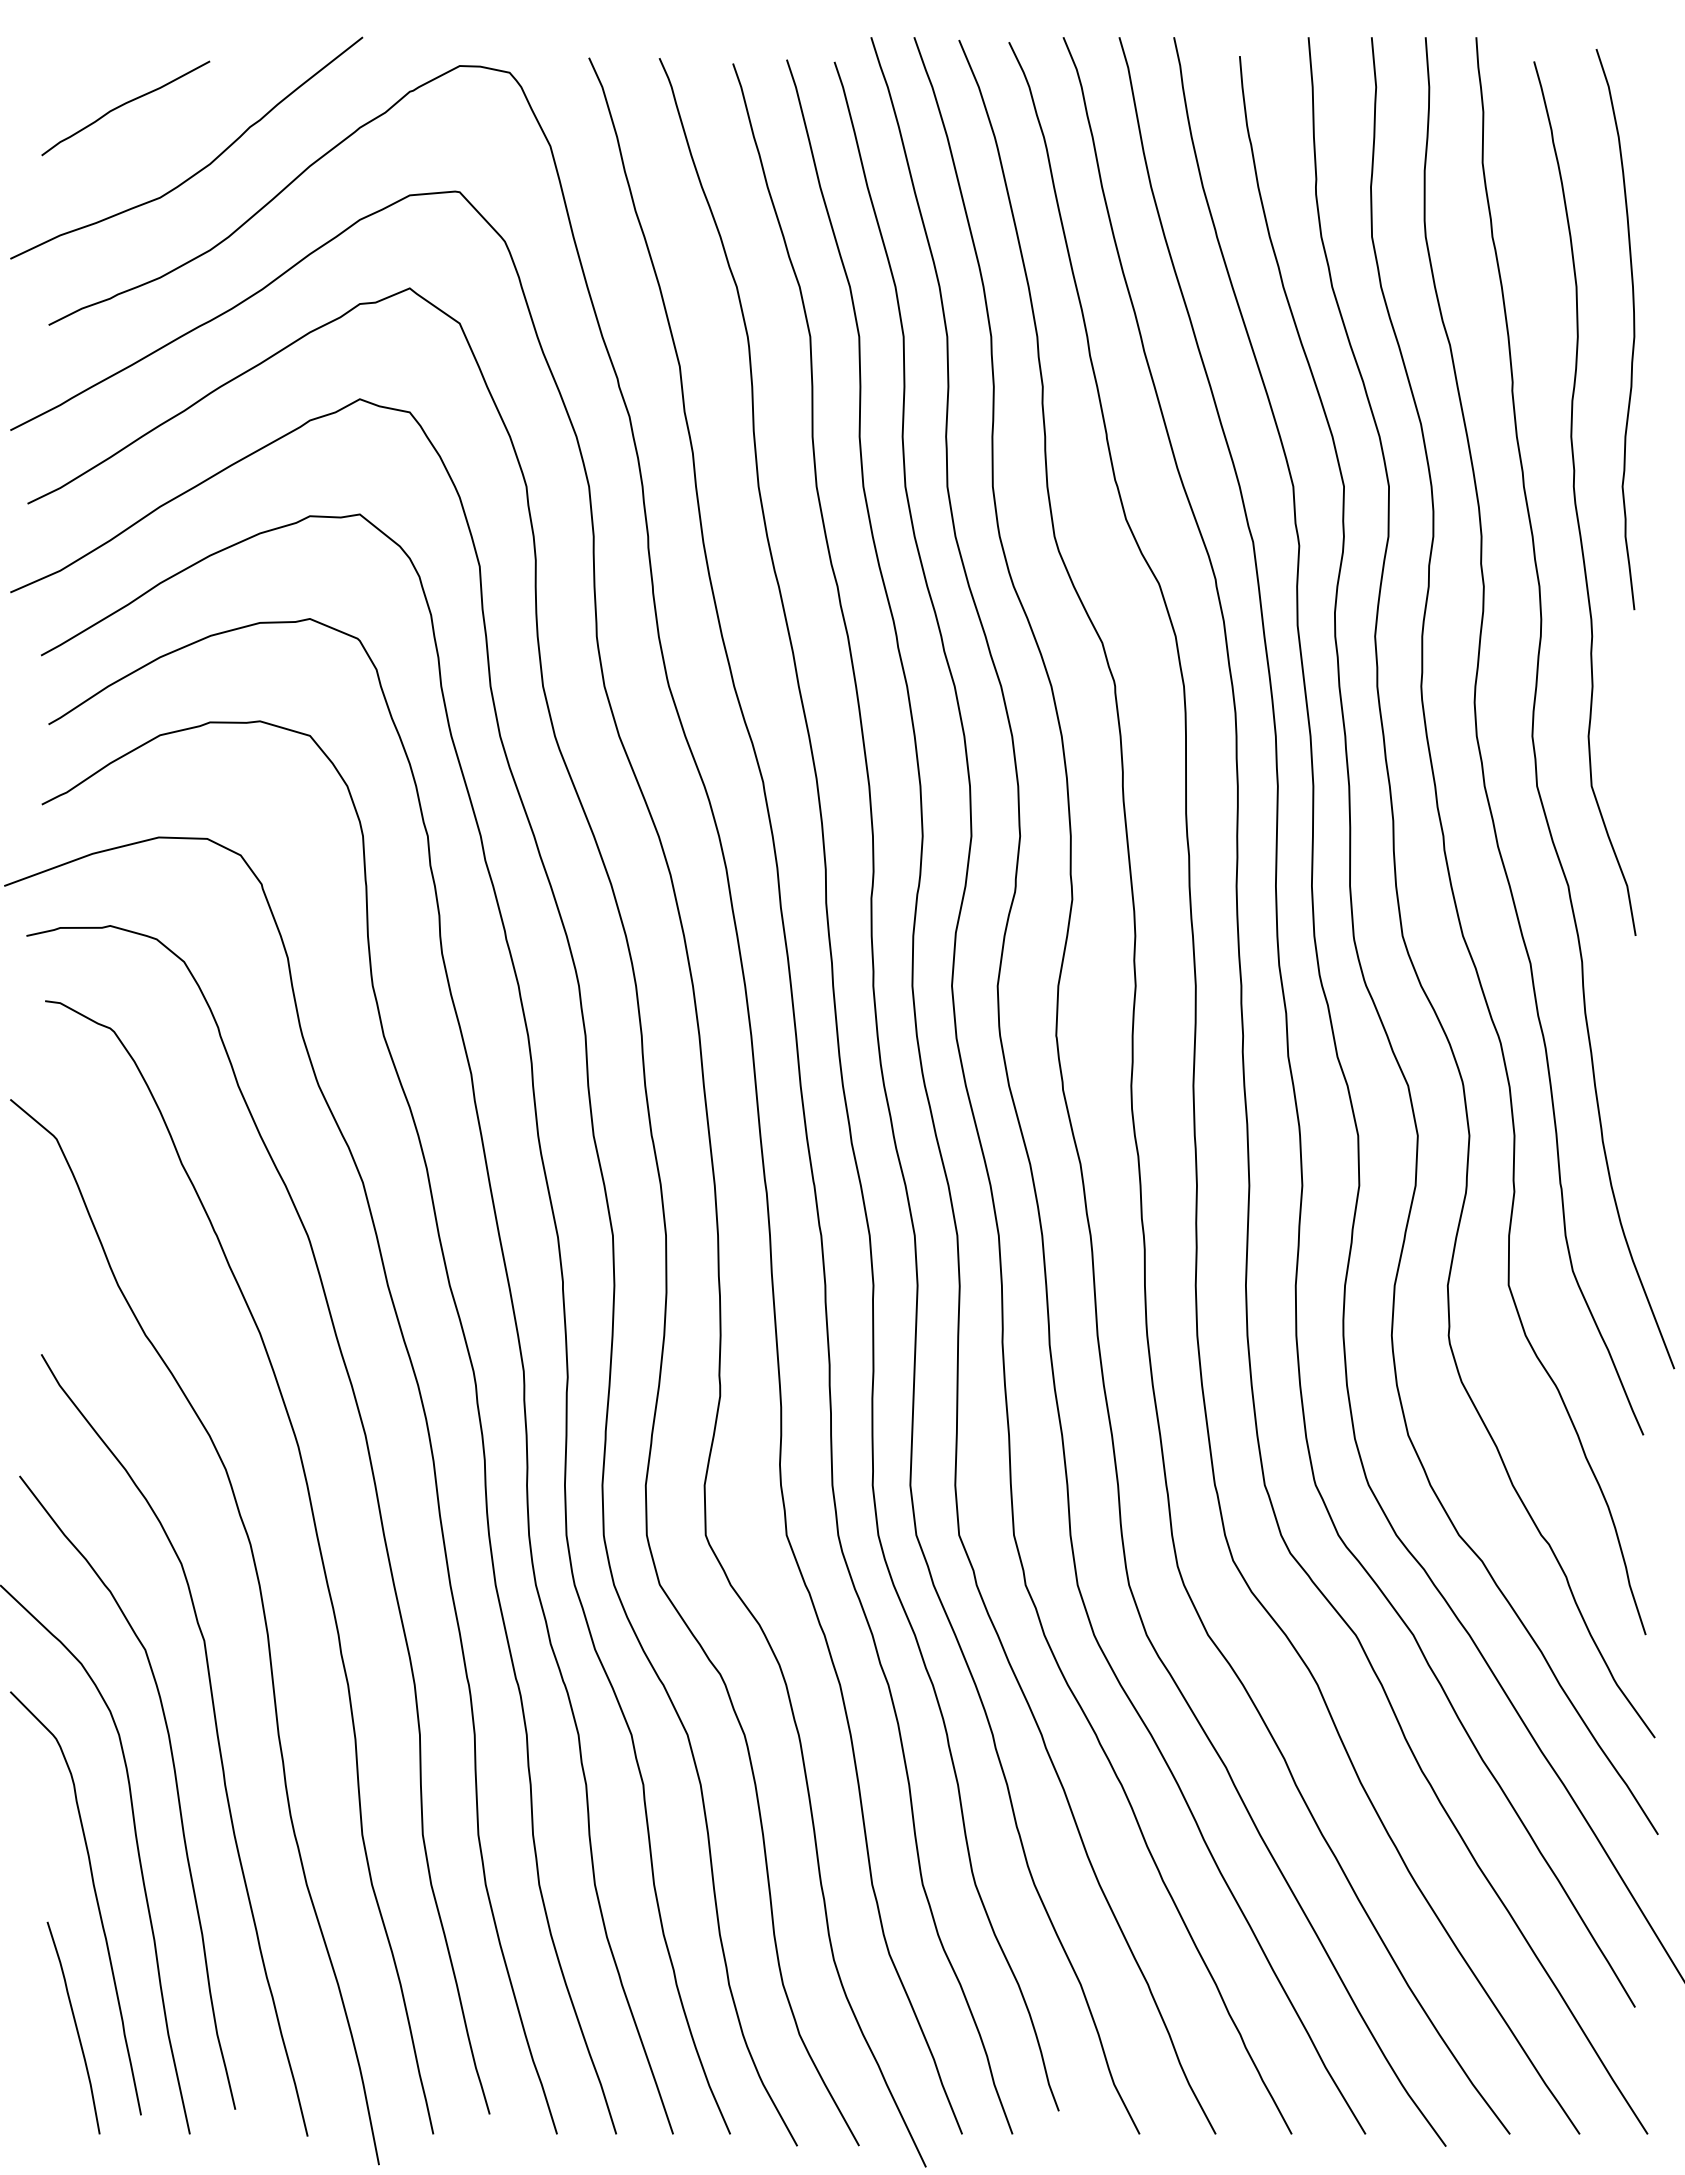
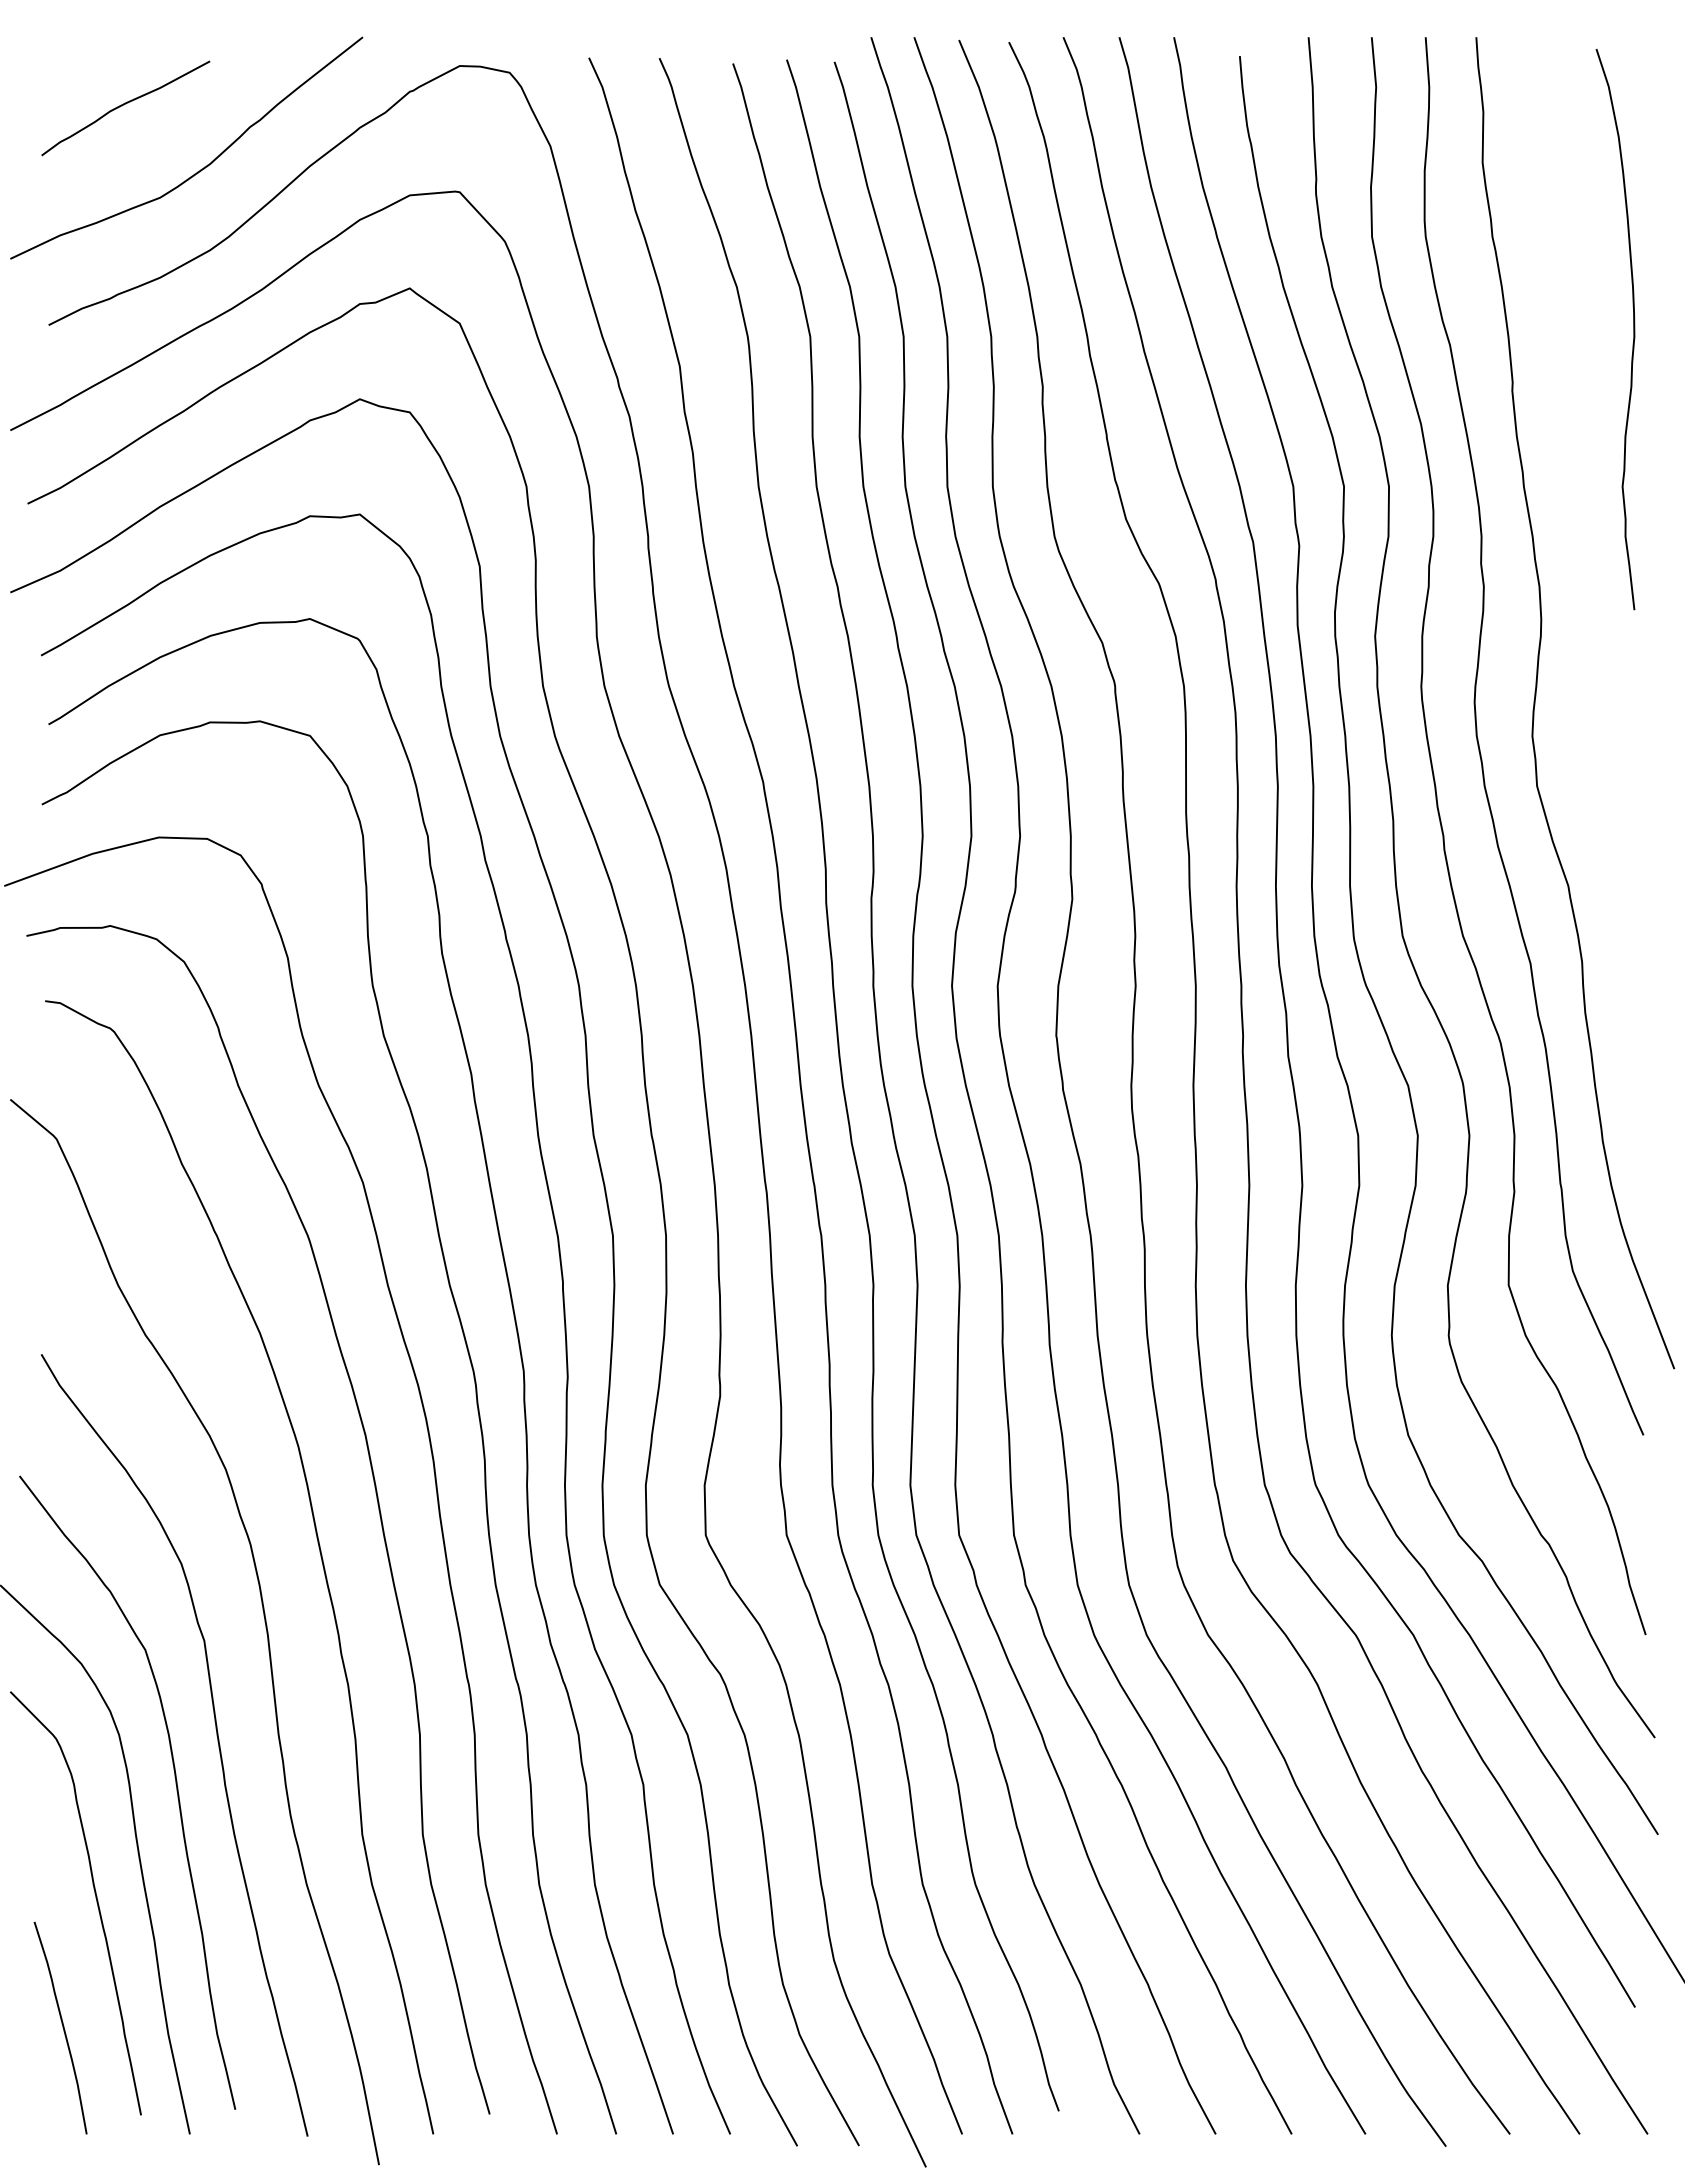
curve: present -> none (1576, 501)
curve position: (75, 2027) -> (62, 2027) (62, 2027)
